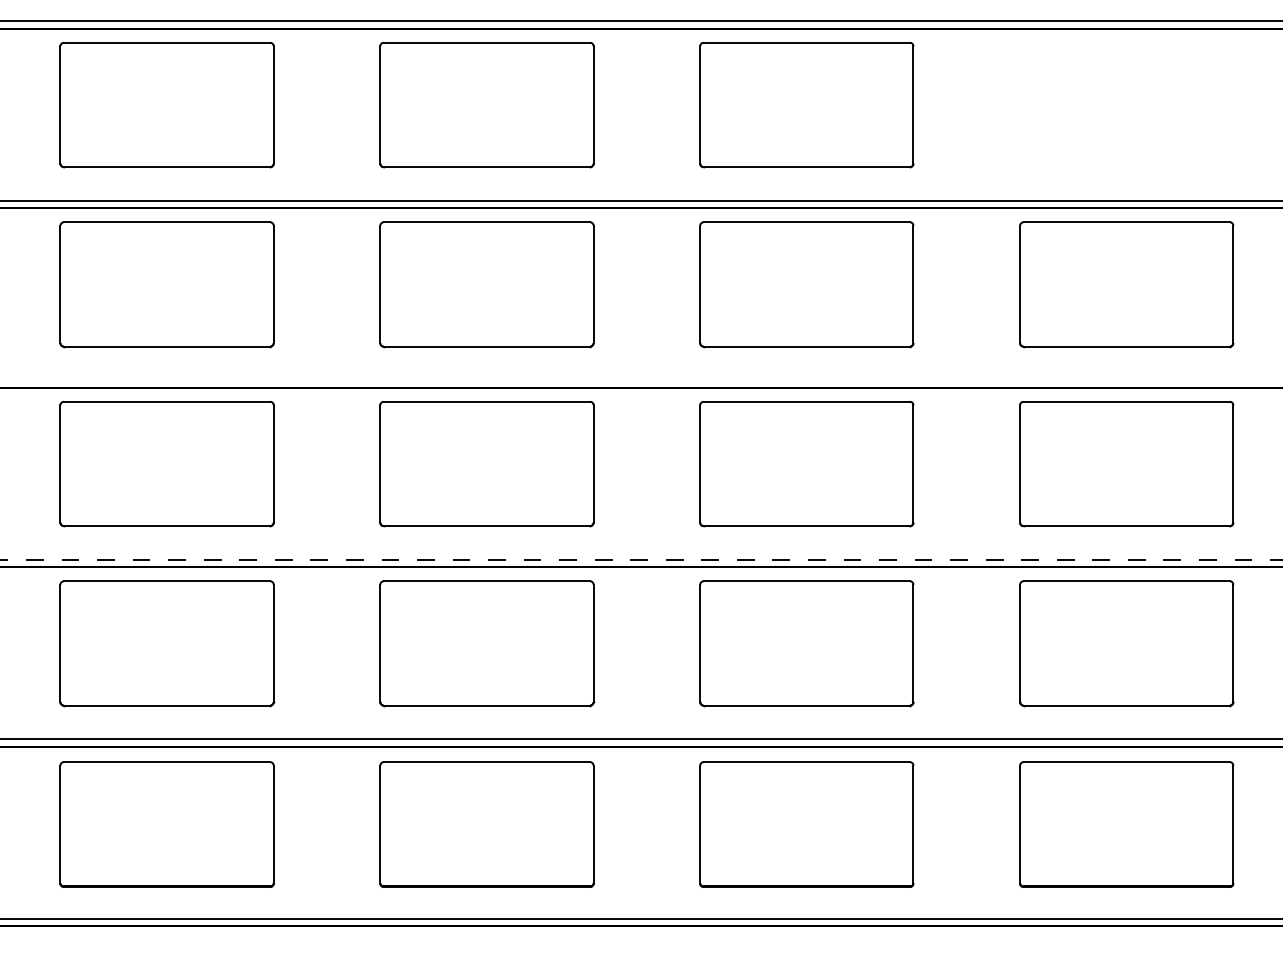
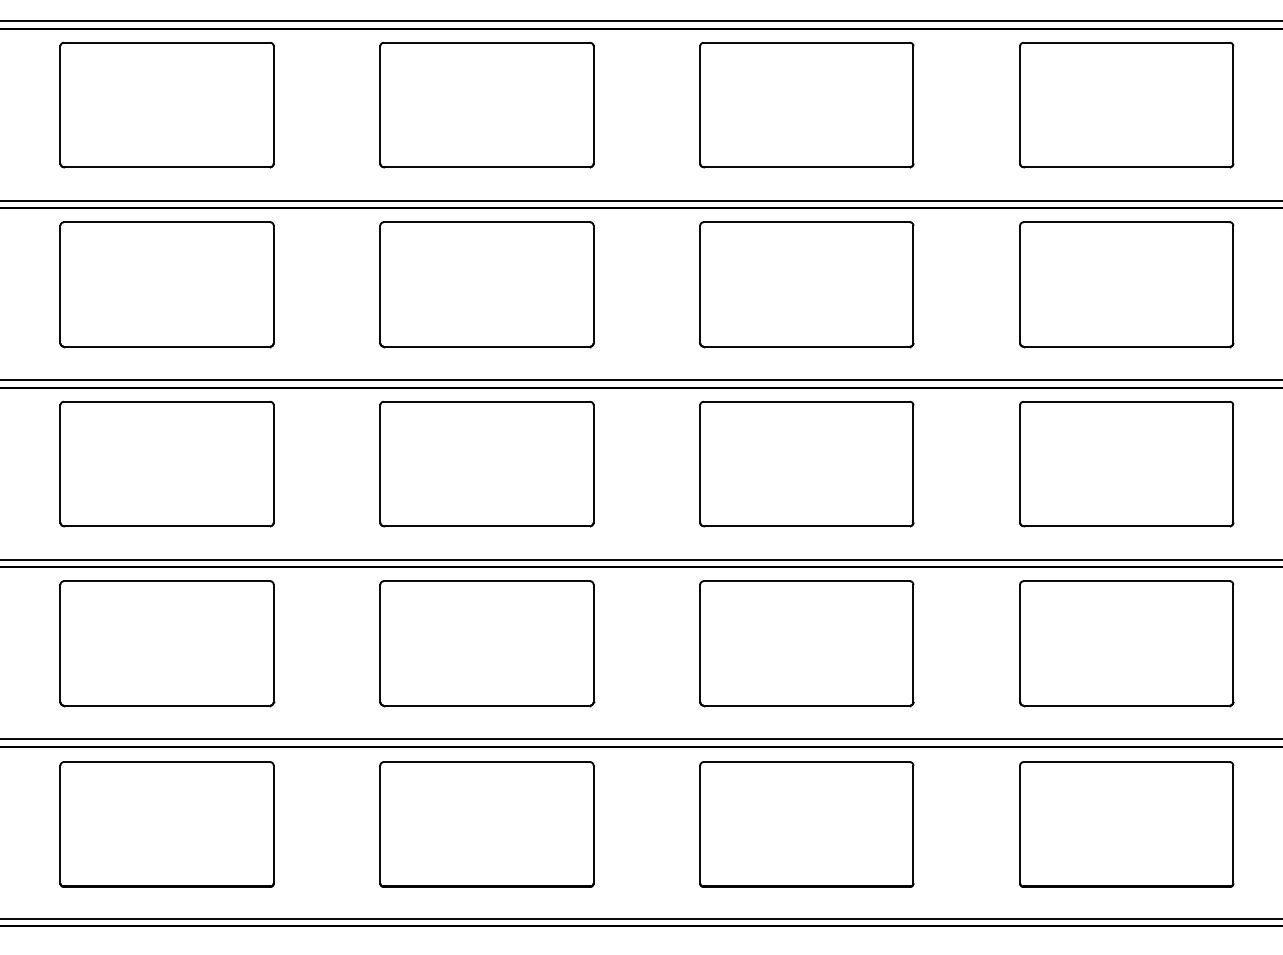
part: none -> present (1126, 105)
line: none -> present (640, 380)
line: dashed -> solid (640, 559)
